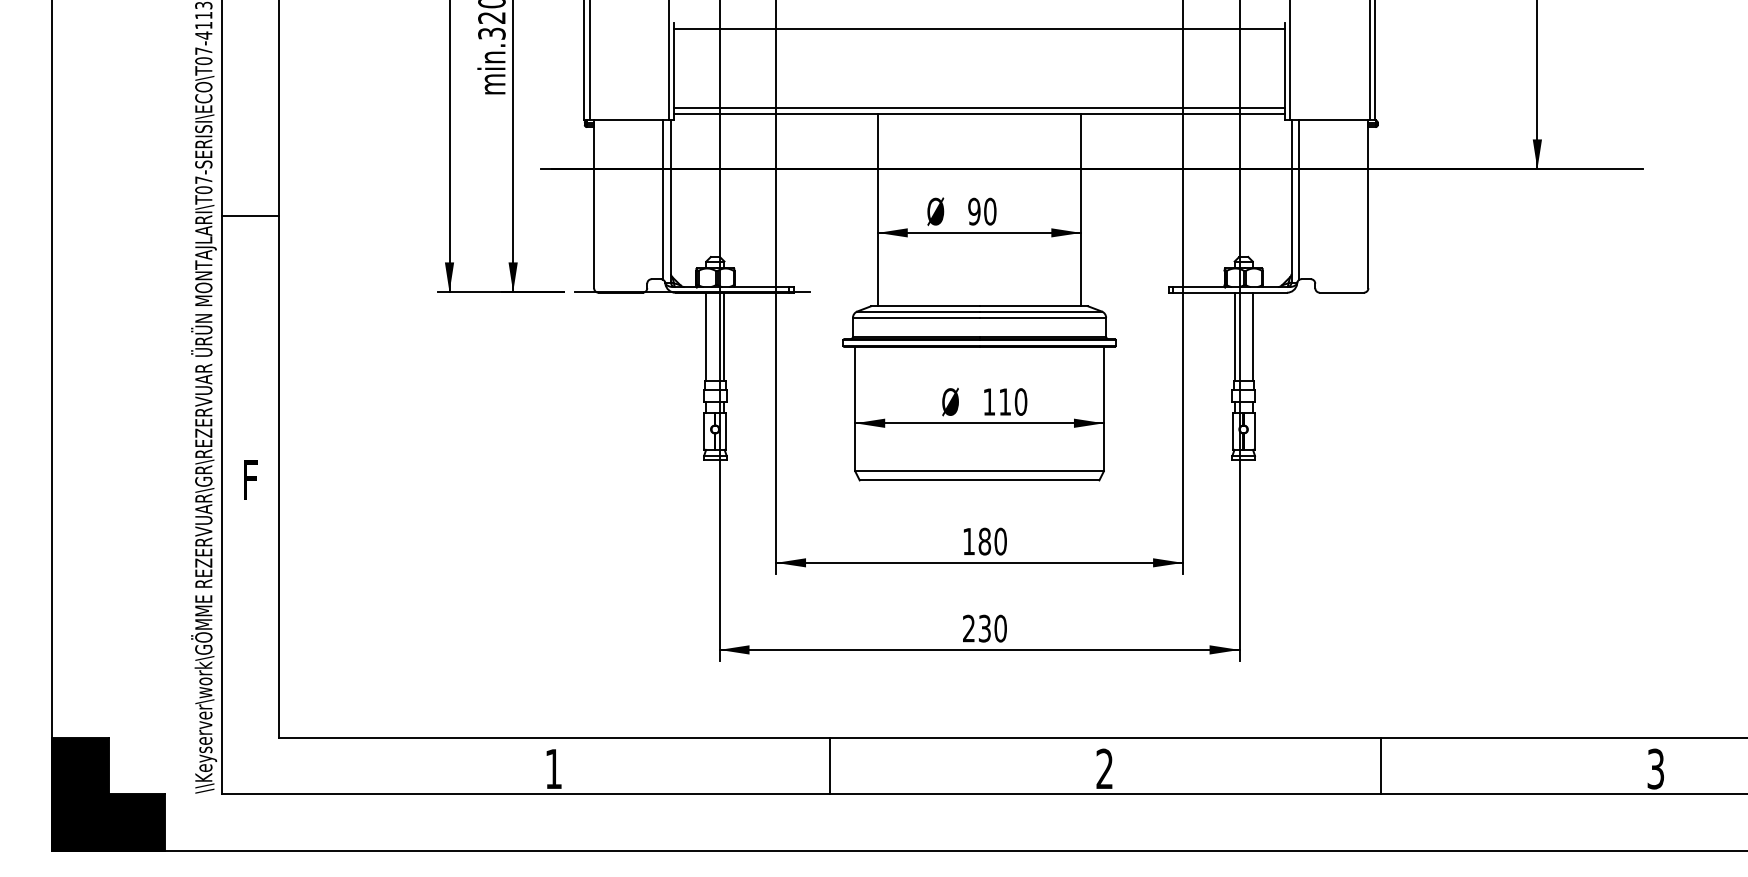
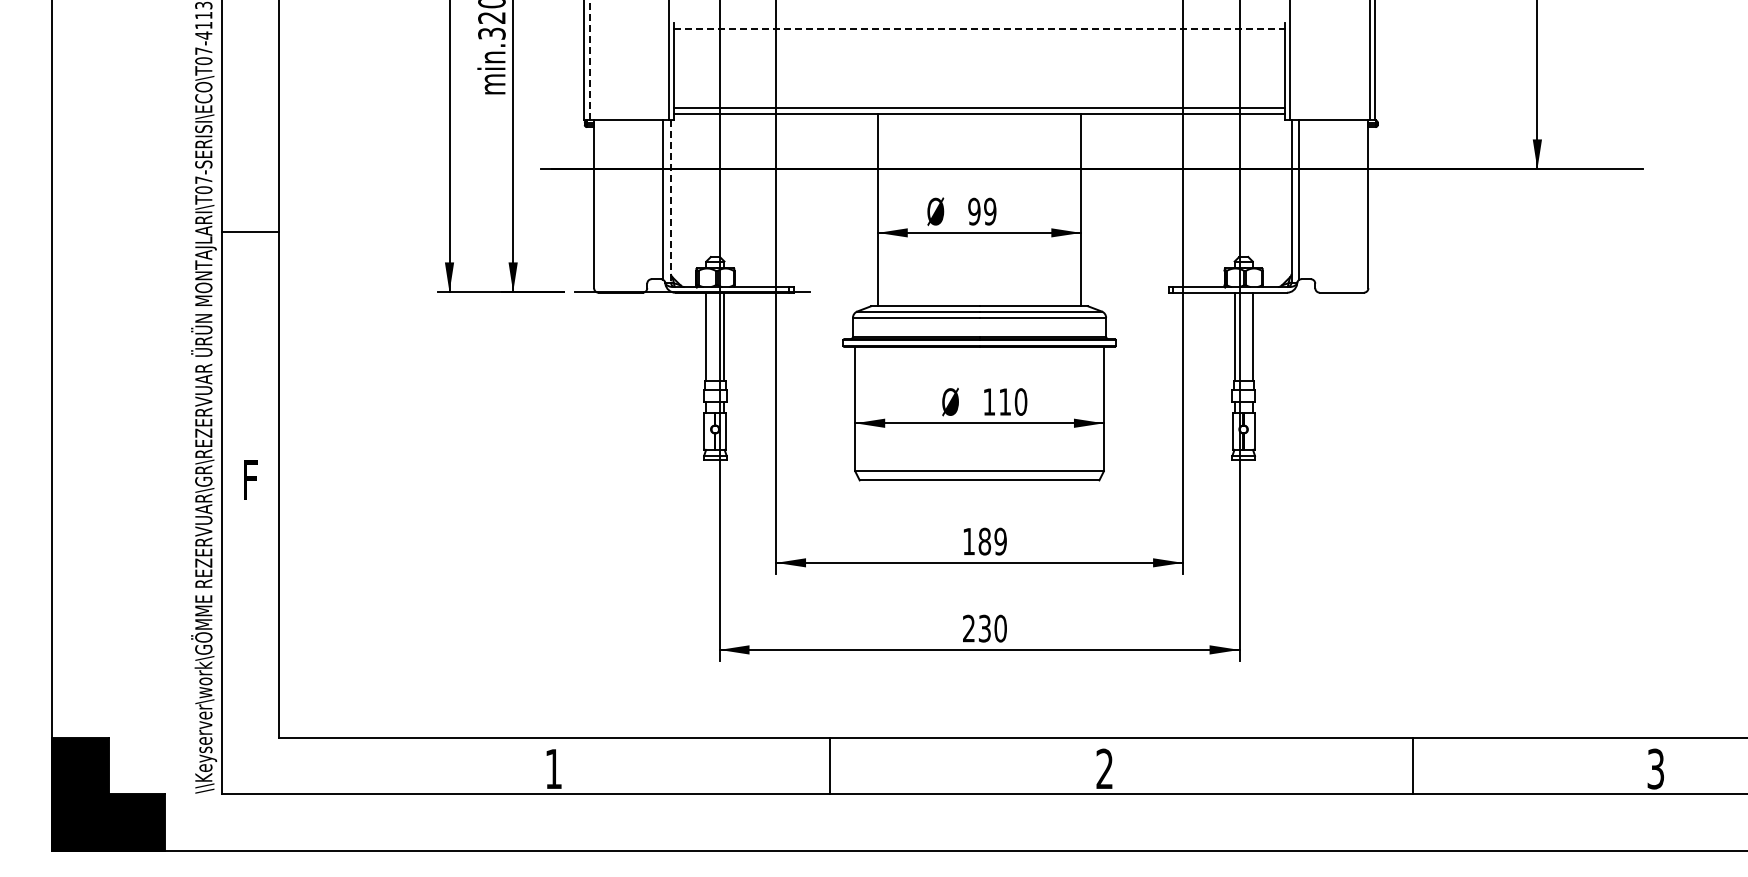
line: solid -> dashed (980, 28)
line: solid -> dashed (589, 60)
line: solid -> dashed (670, 202)
text: 90 -> 99 (990, 211)
line position: (249, 216) -> (249, 232) (249, 232)
text: 180 -> 189 (1000, 541)
line position: (1380, 765) -> (1412, 765) (1412, 765)
